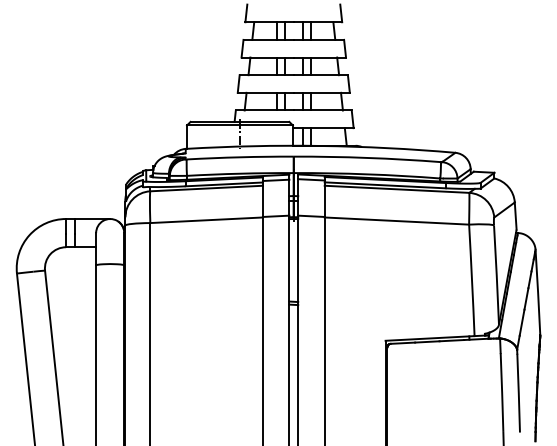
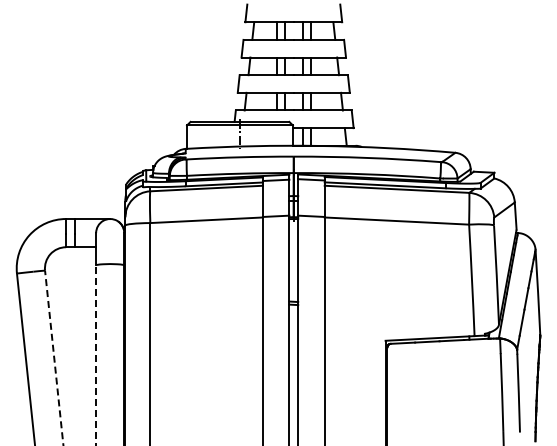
line: solid -> dashed (96, 355)
line: solid -> dashed (54, 358)
